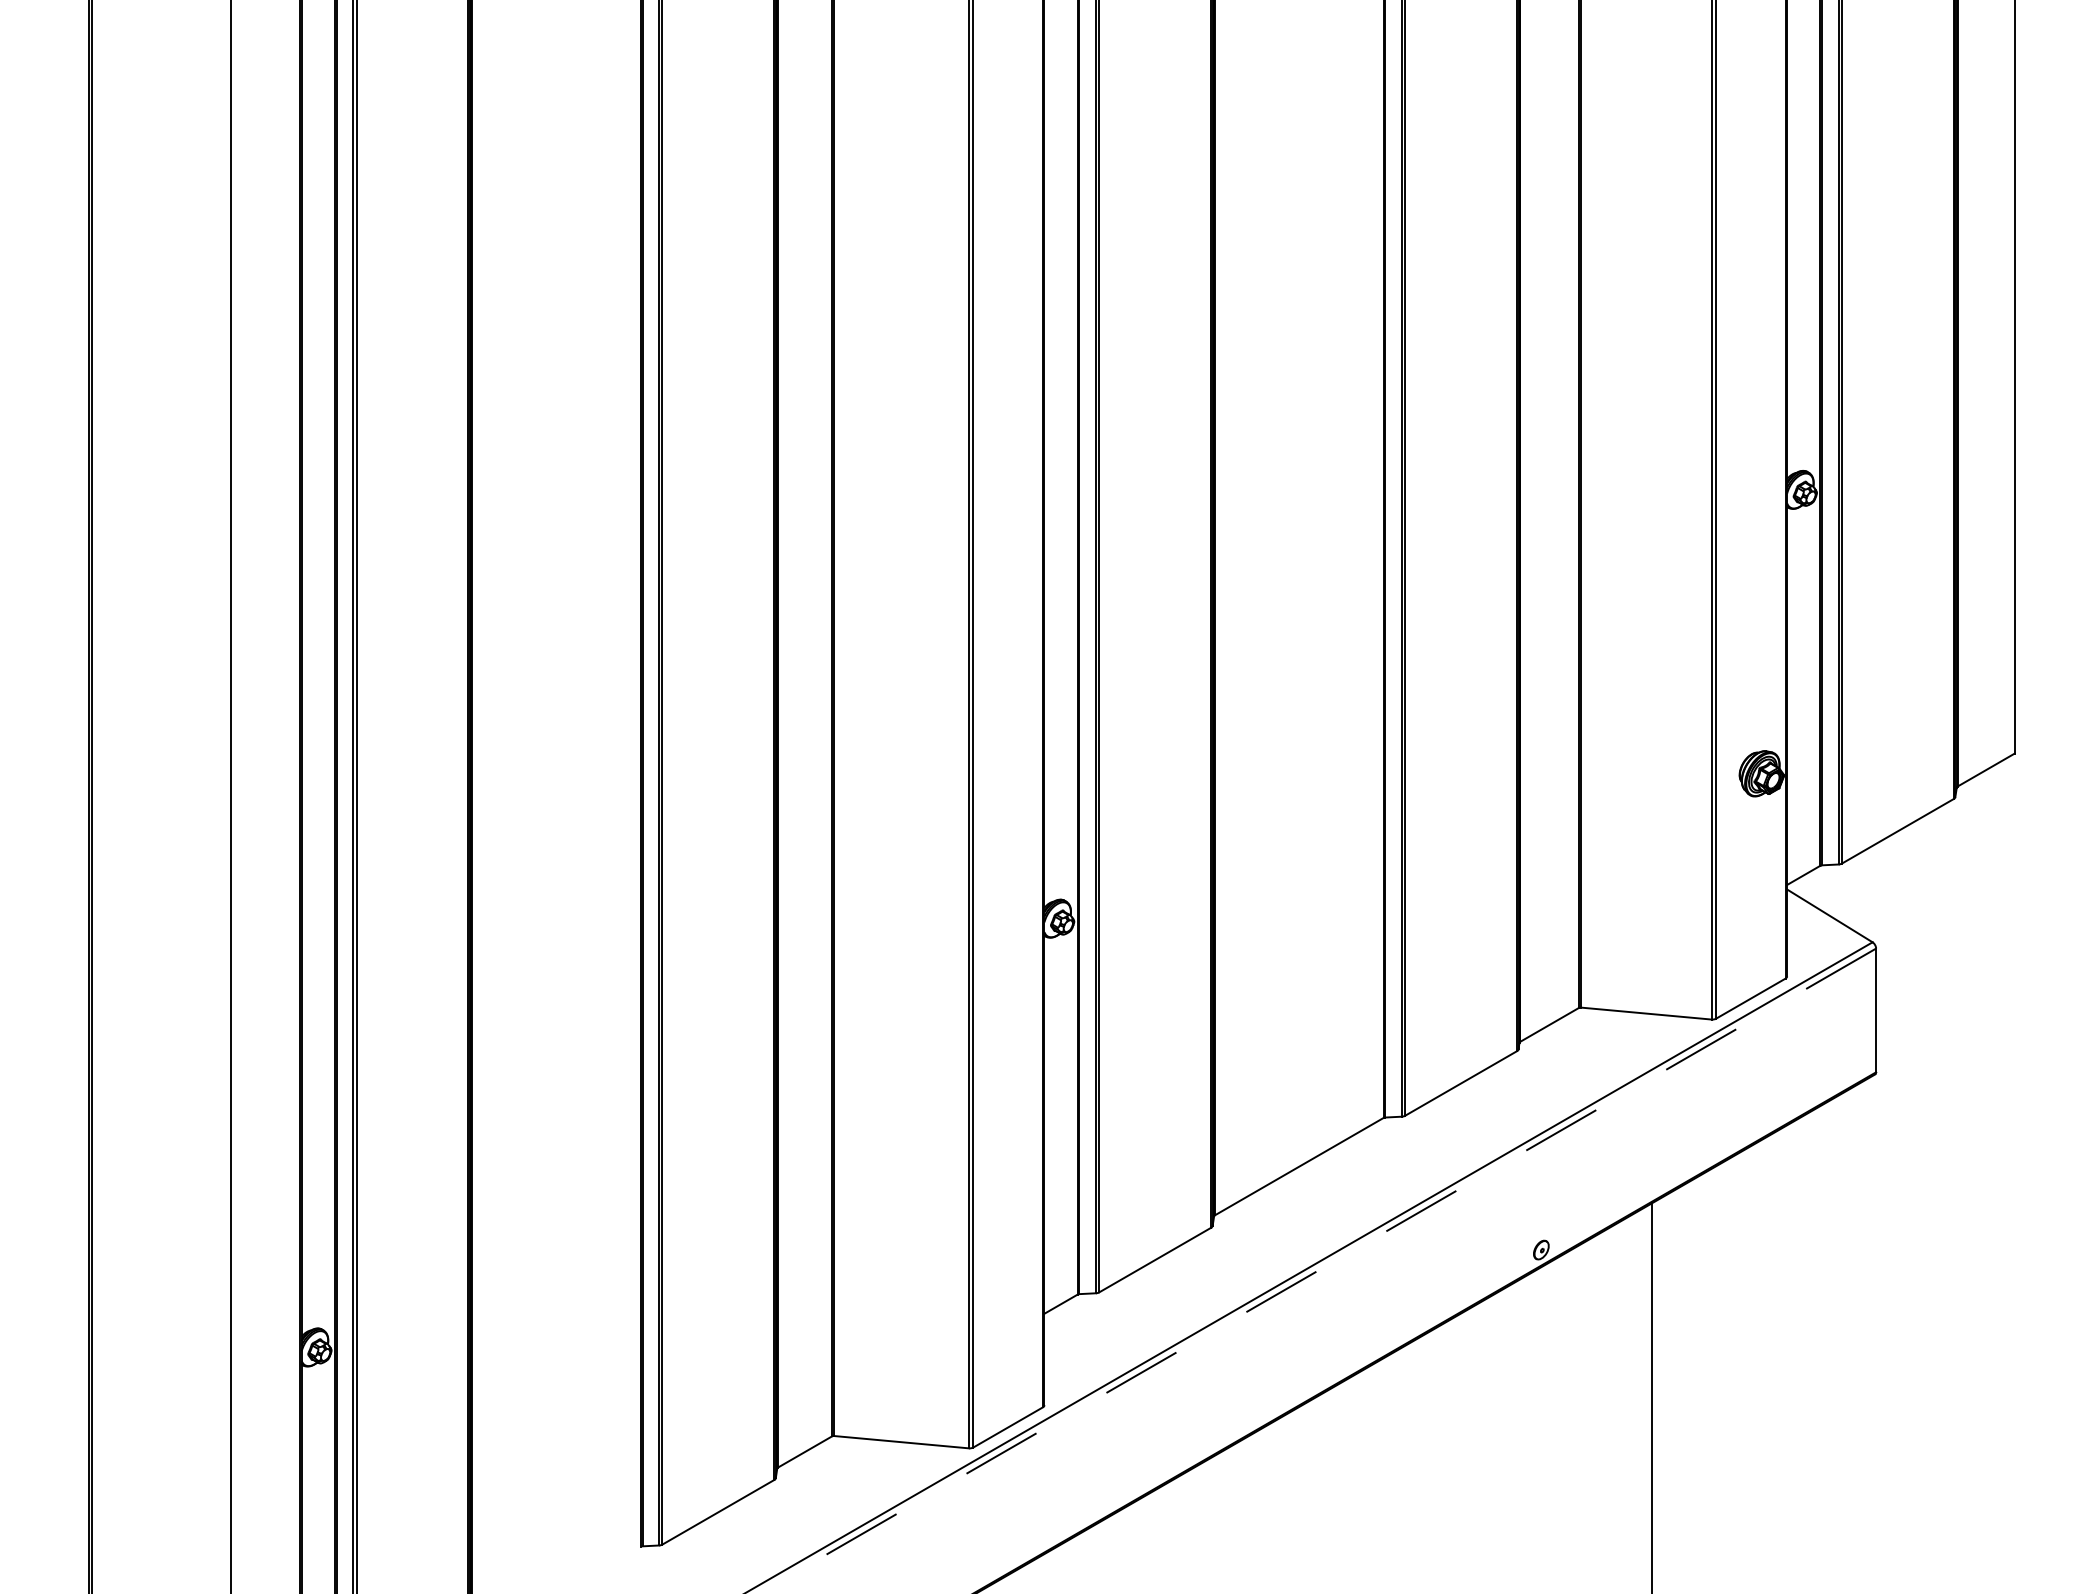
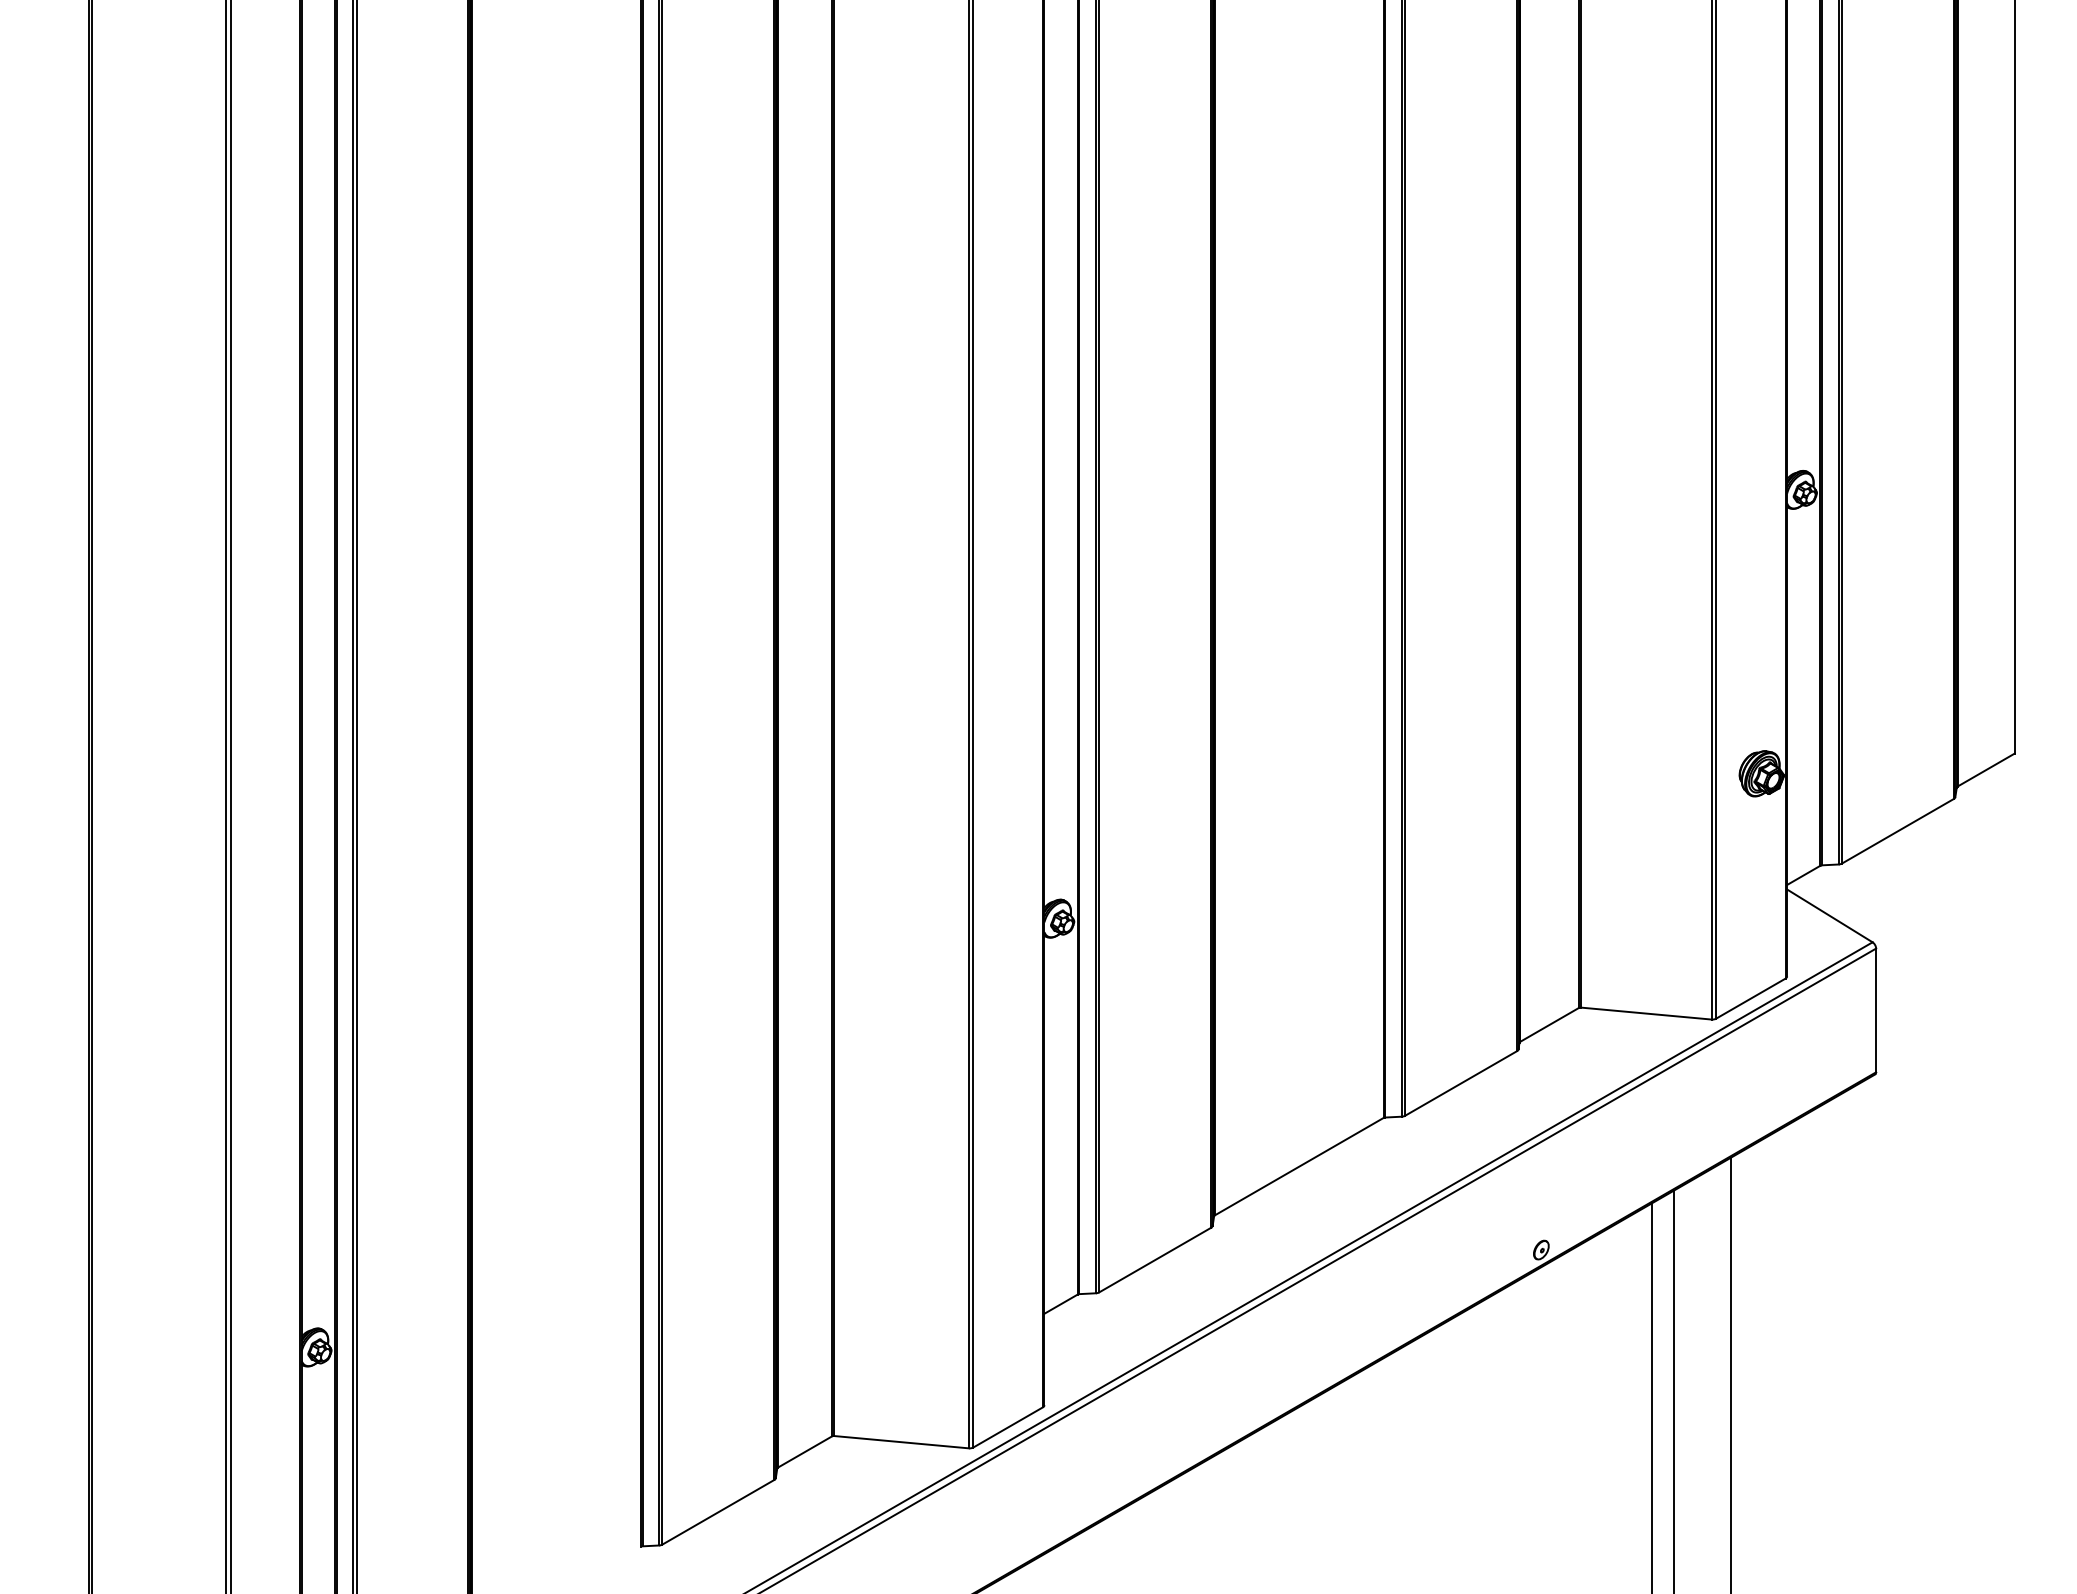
line: none -> present (226, 796)
line: dashed -> solid (1316, 1271)
line: none -> present (1730, 1373)
line: none -> present (1673, 1390)
